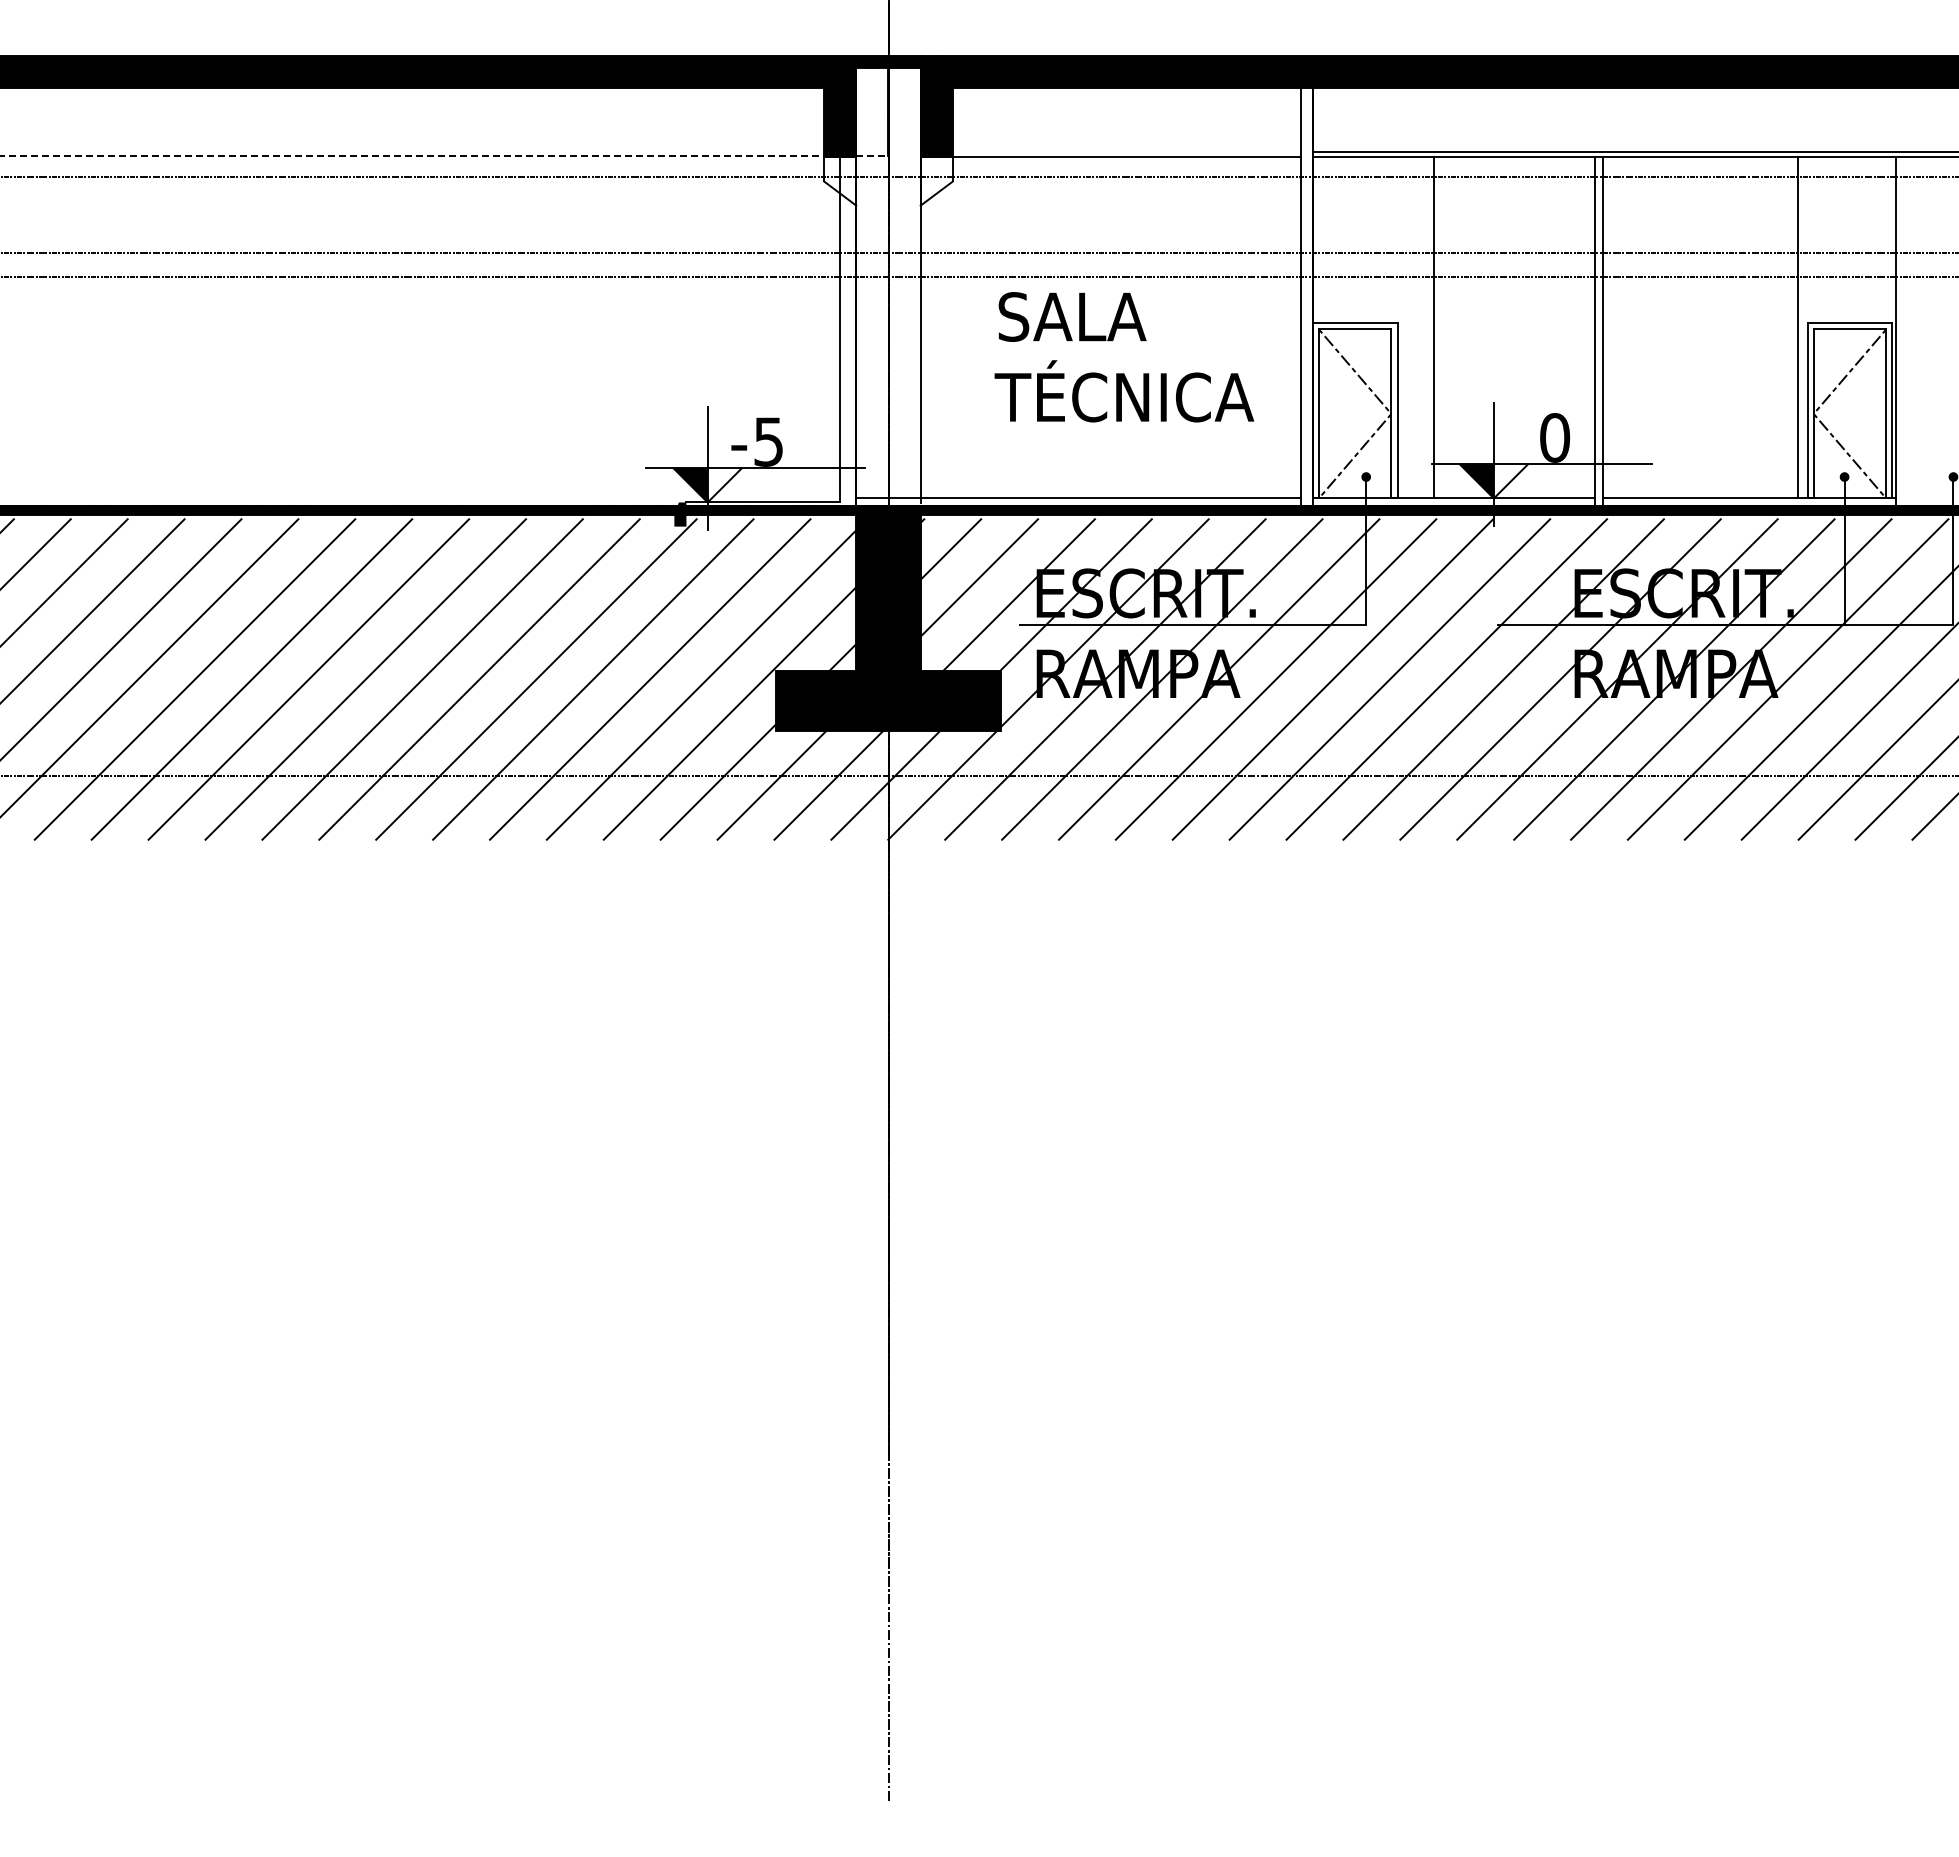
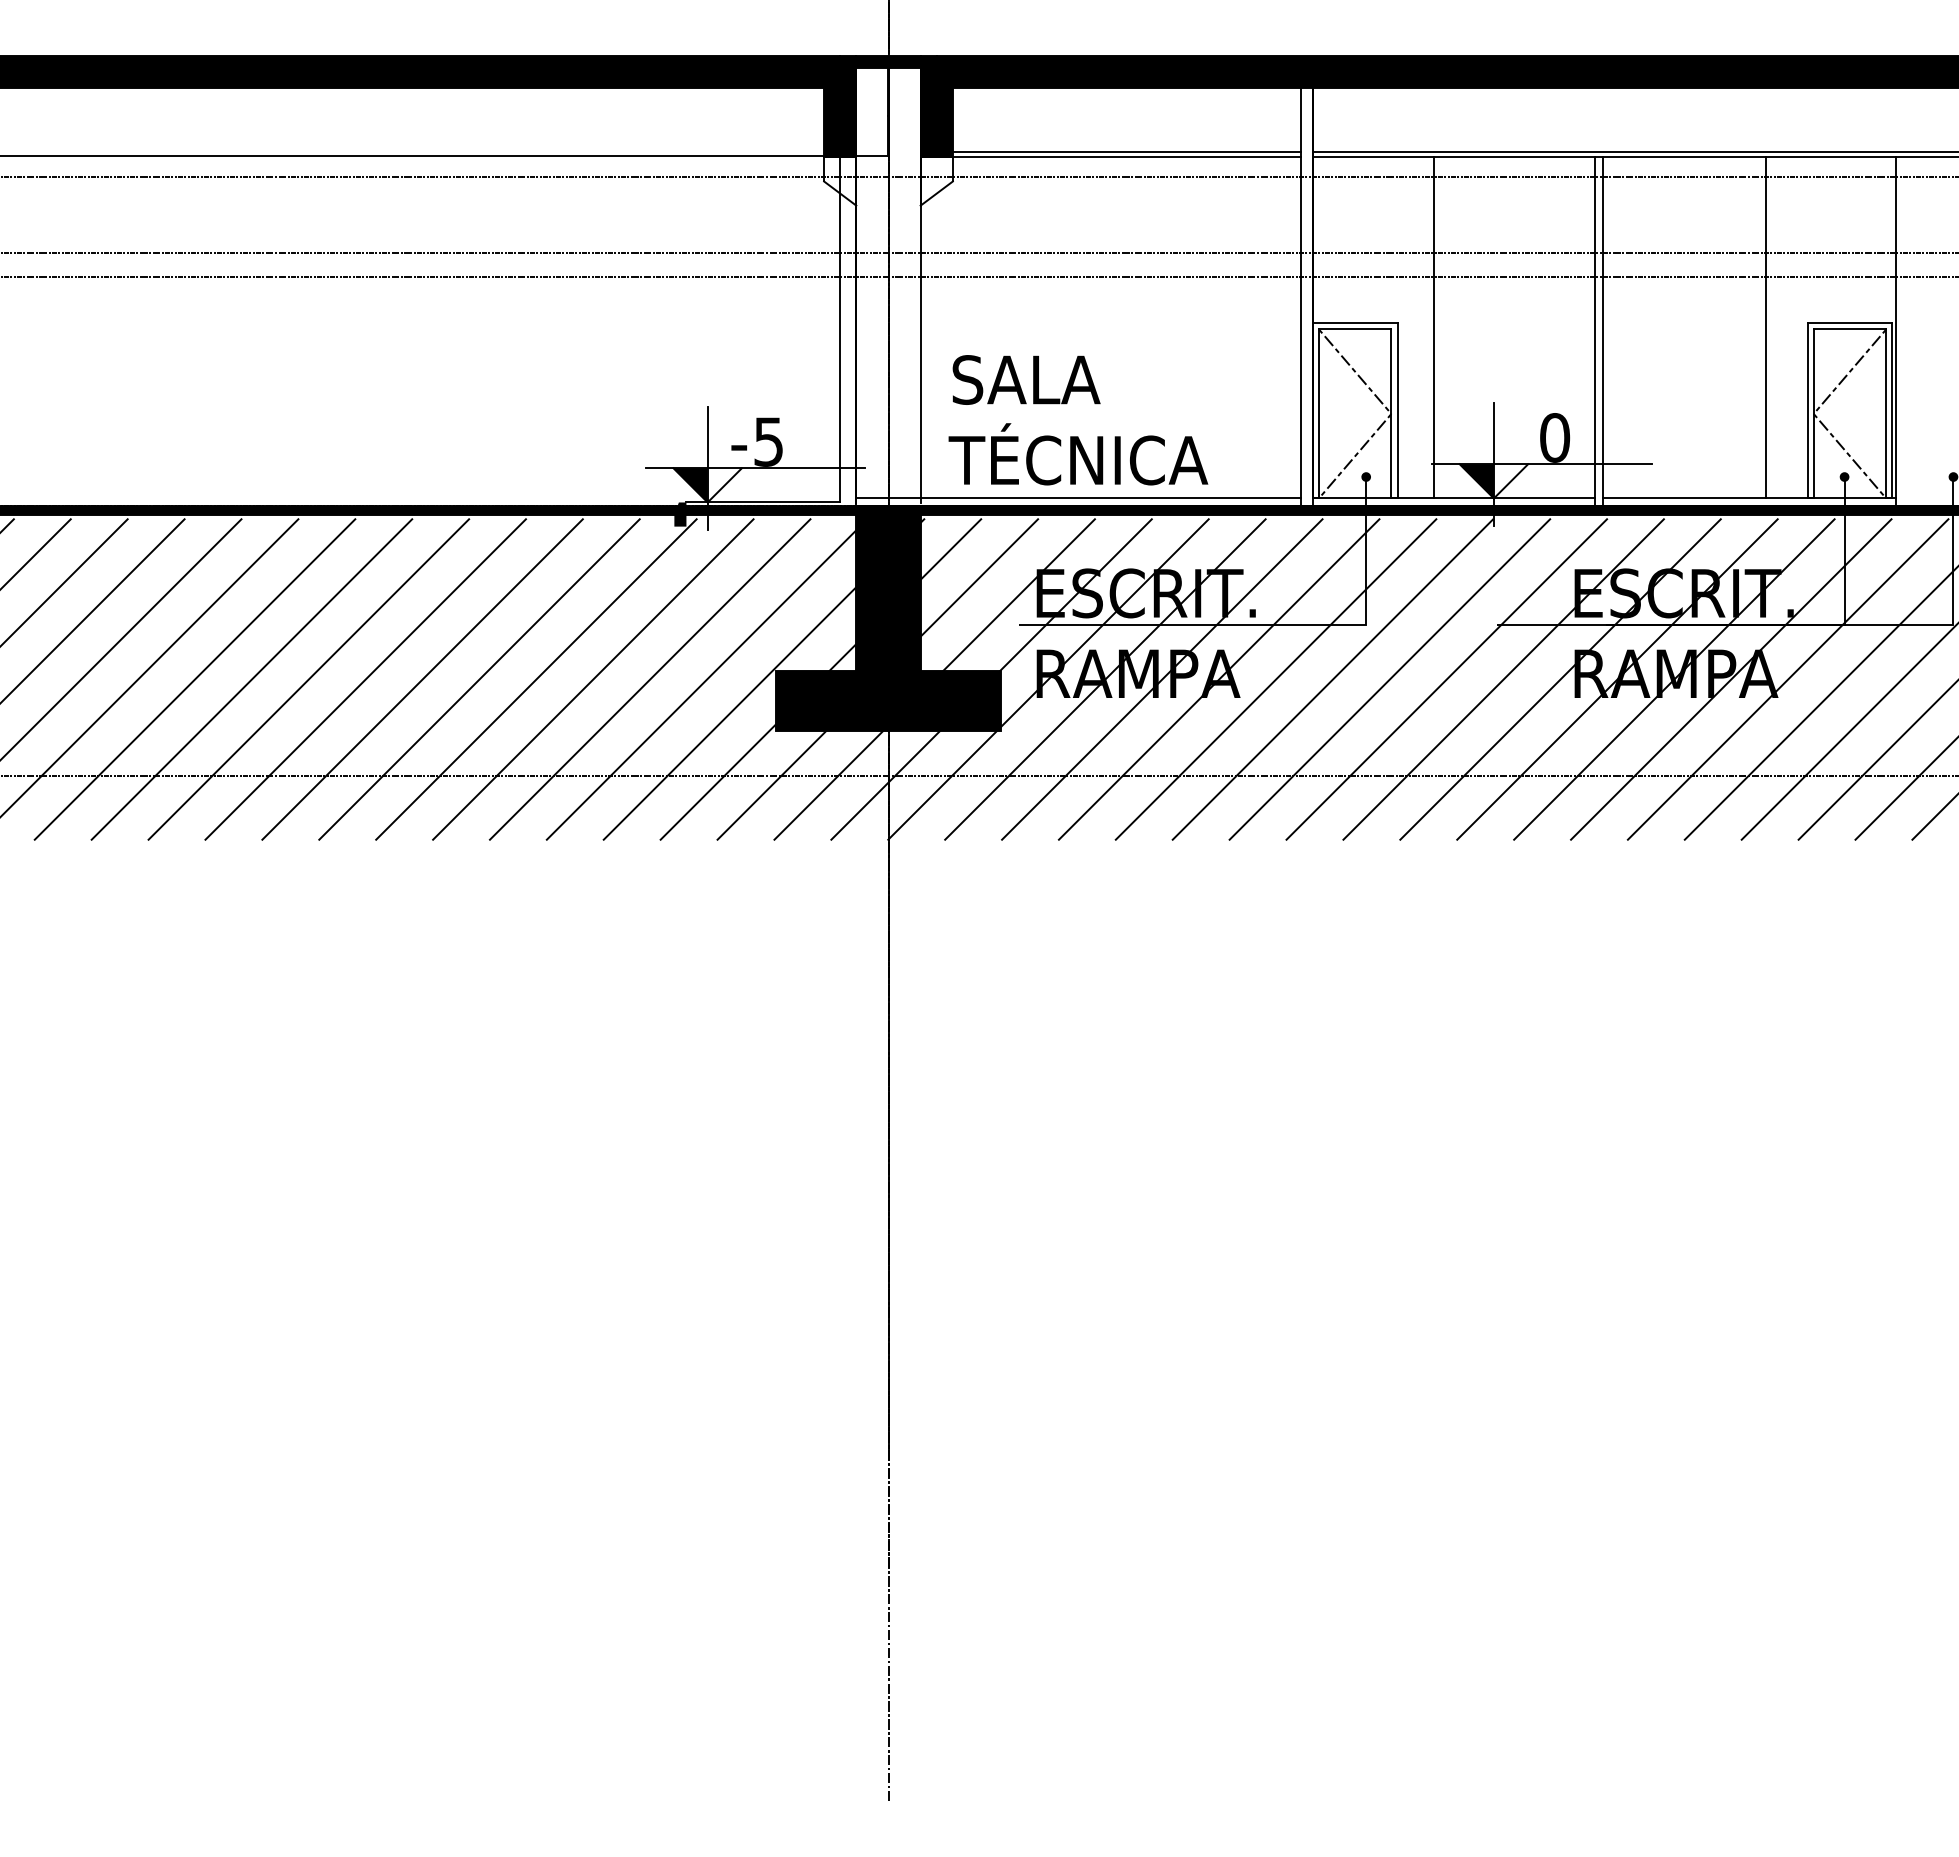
line: none -> present (1126, 151)
line: dashed -> solid (444, 156)
line position: (1797, 327) -> (1765, 327) (1765, 327)
text position: (1124, 357) -> (1078, 420) (1078, 420)
